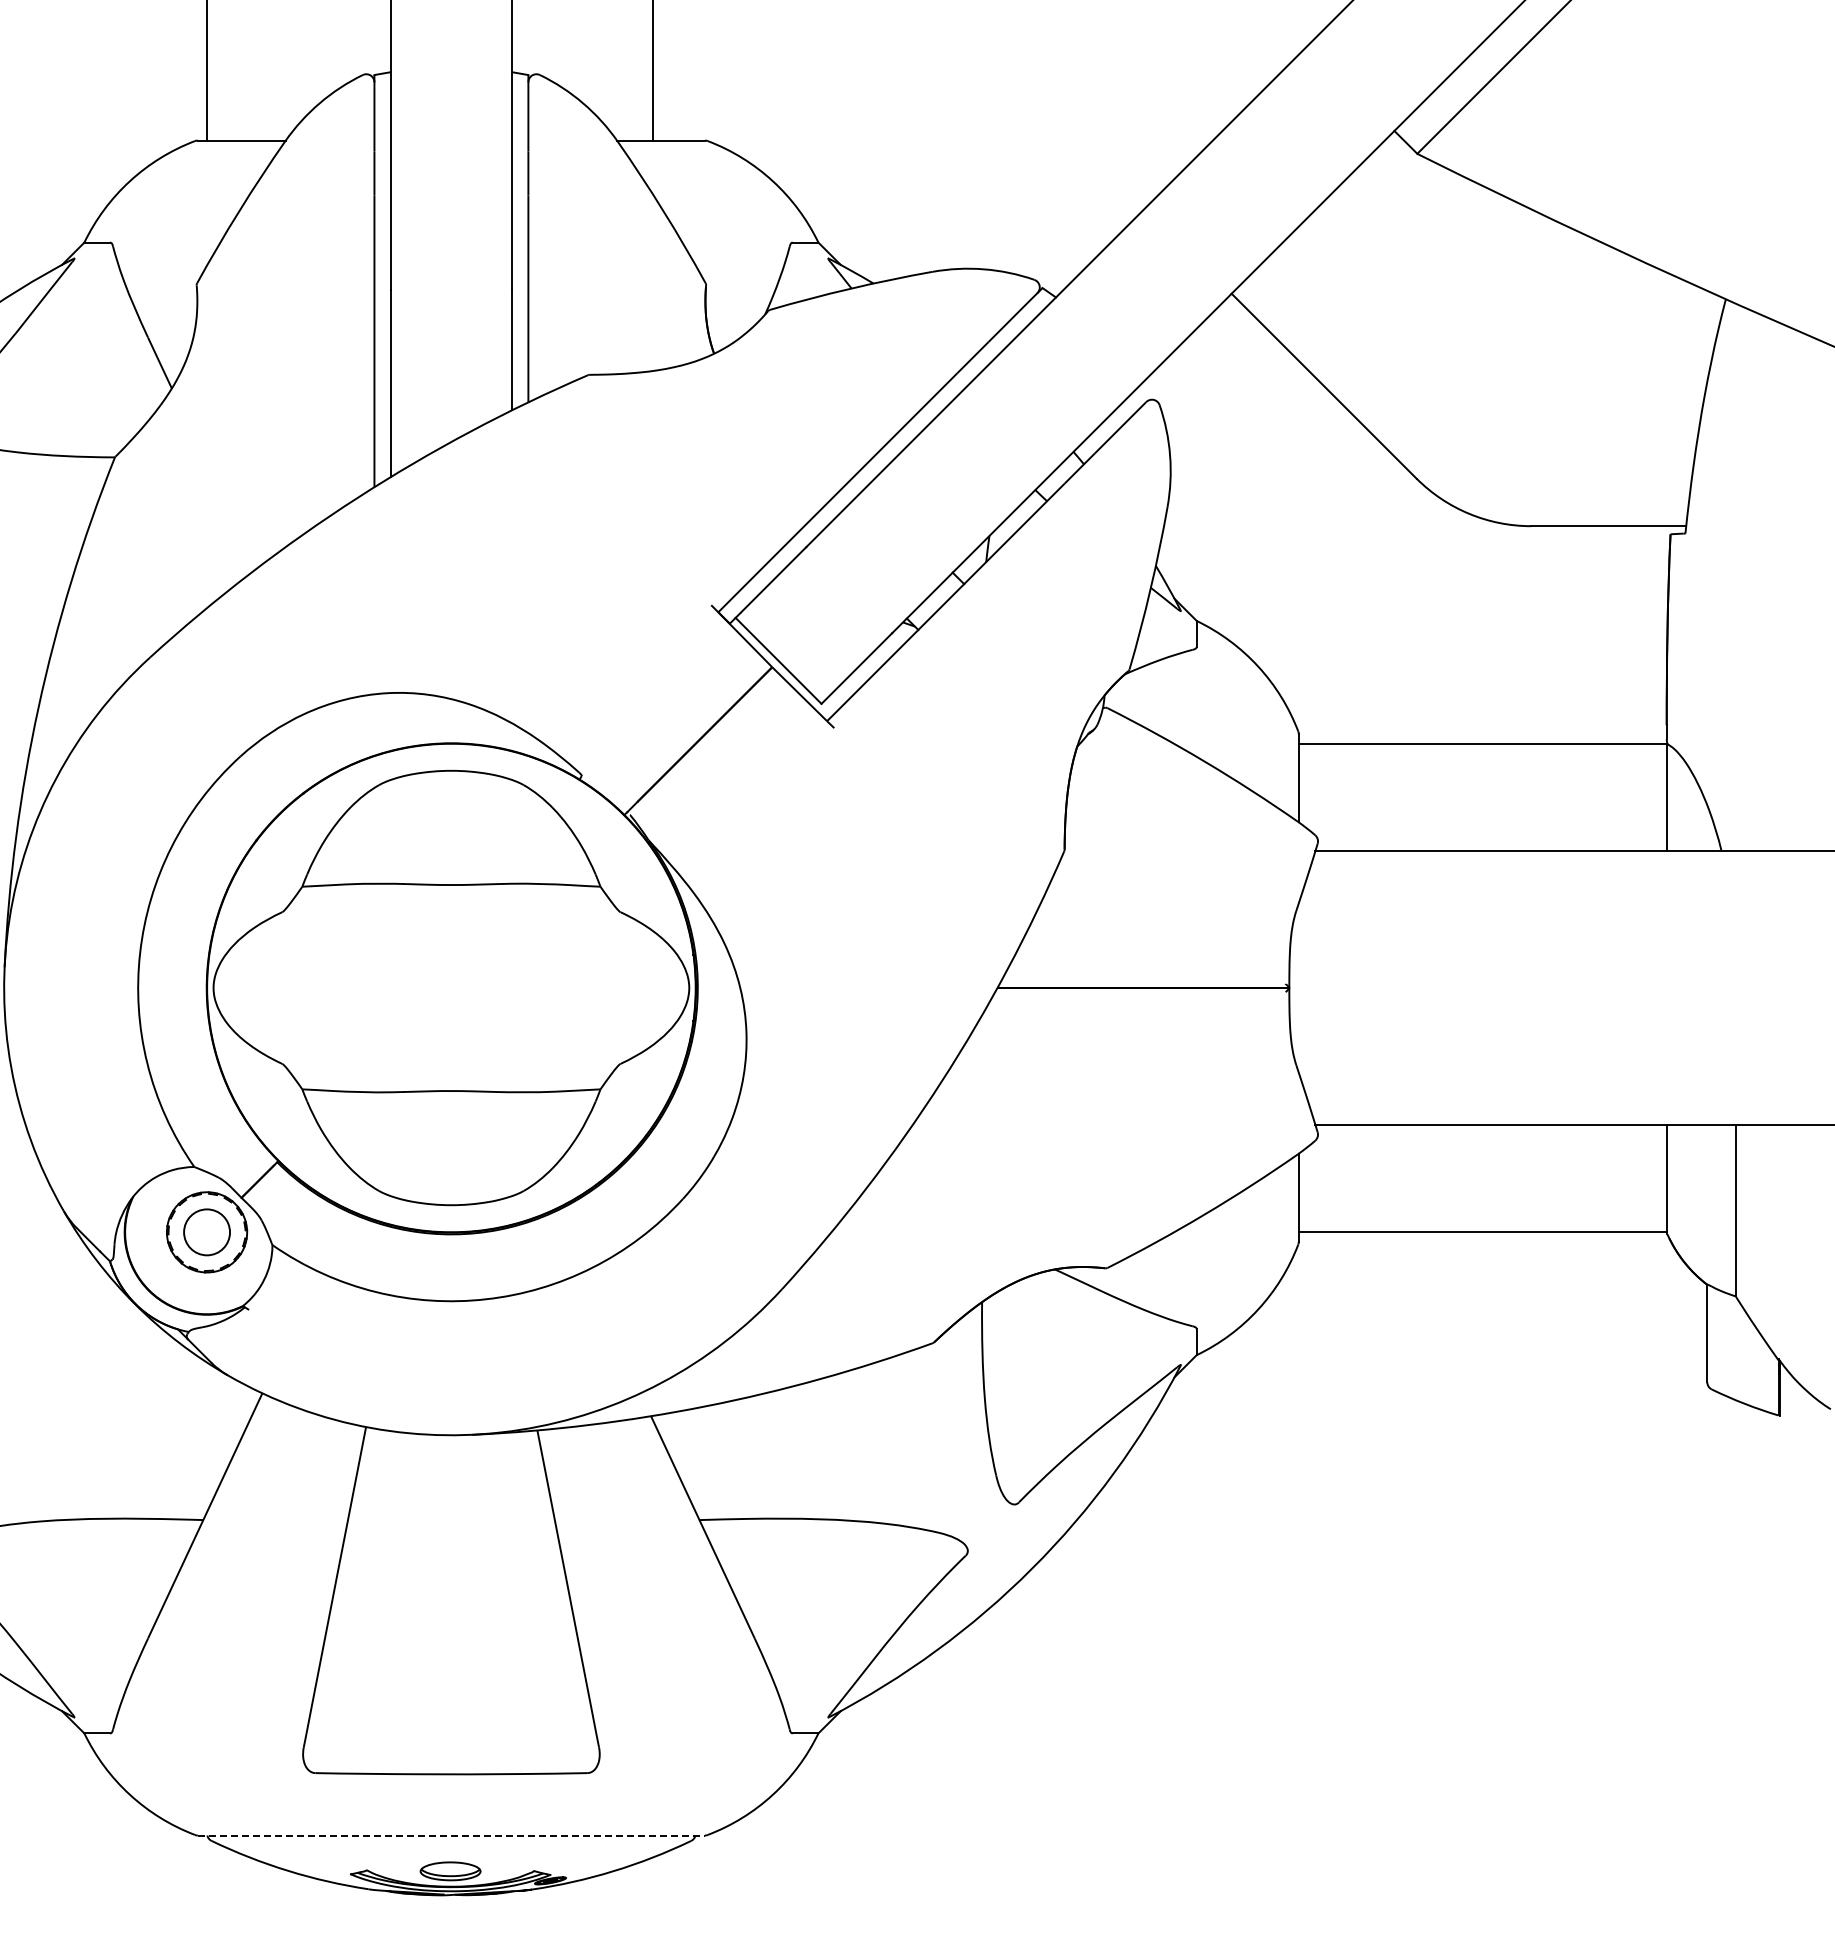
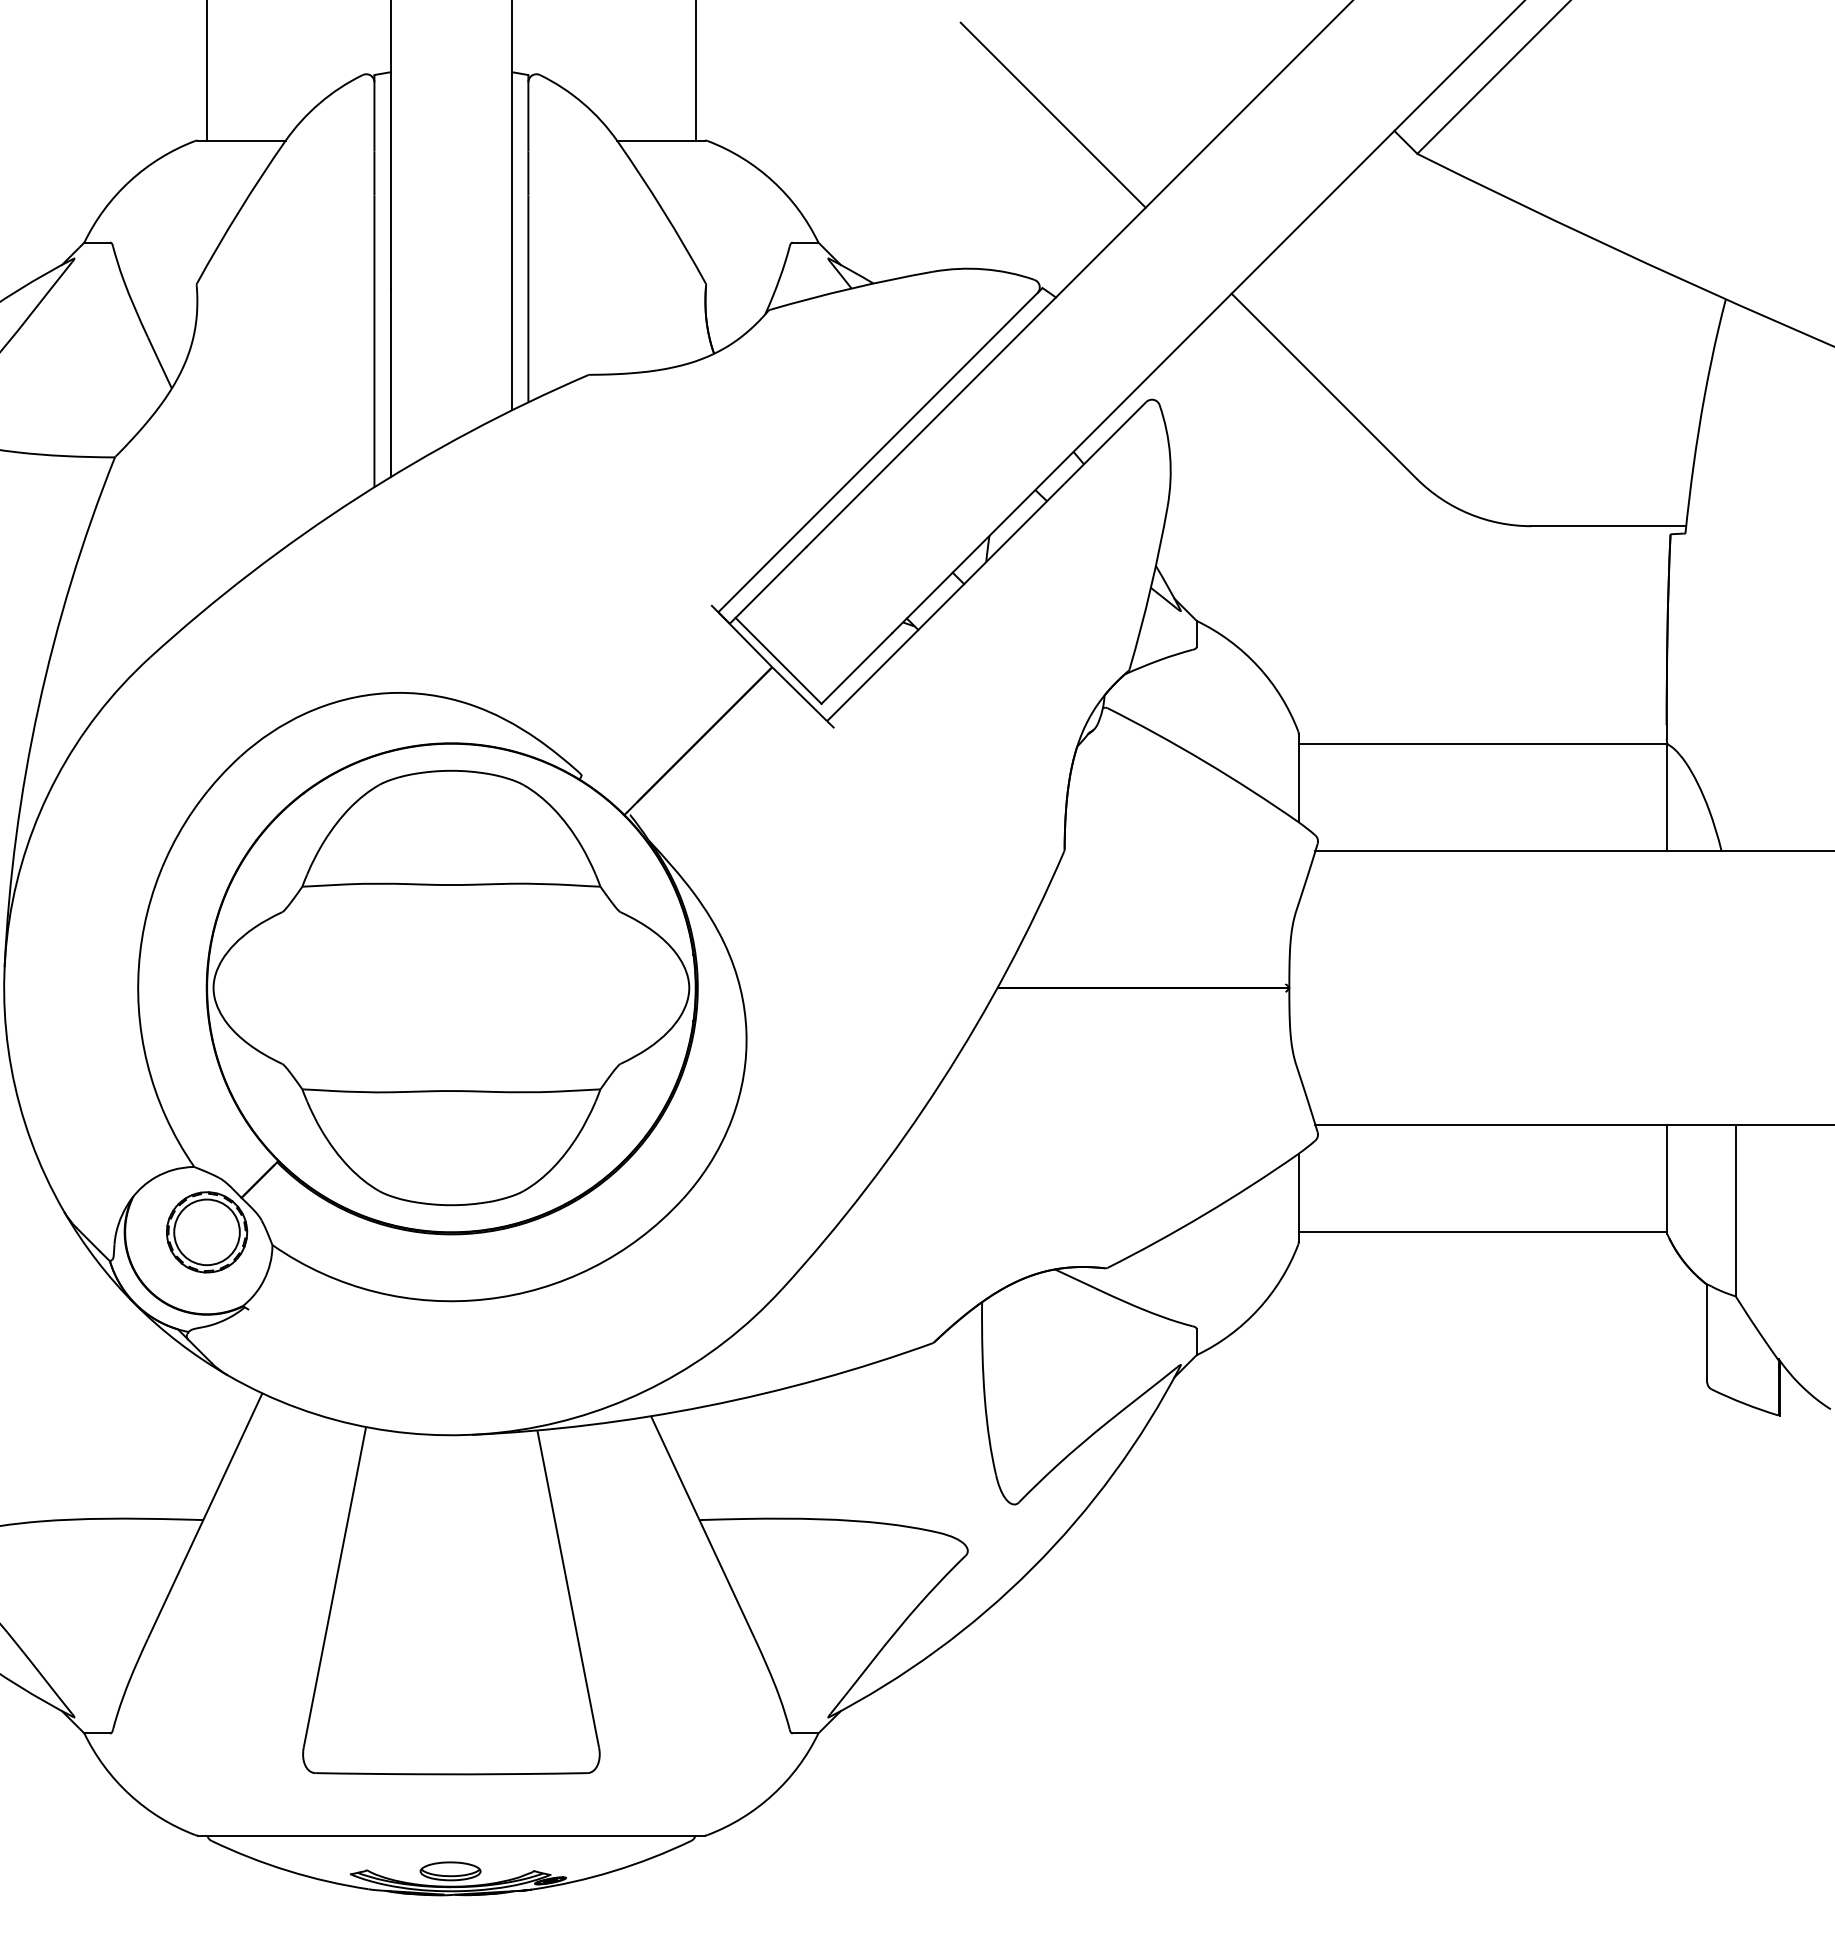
line position: (652, 71) -> (695, 71) (695, 71)
line: none -> present (1052, 114)
circle diameter: 46 px -> 66 px (206, 1232)
line: dashed -> solid (451, 1835)
